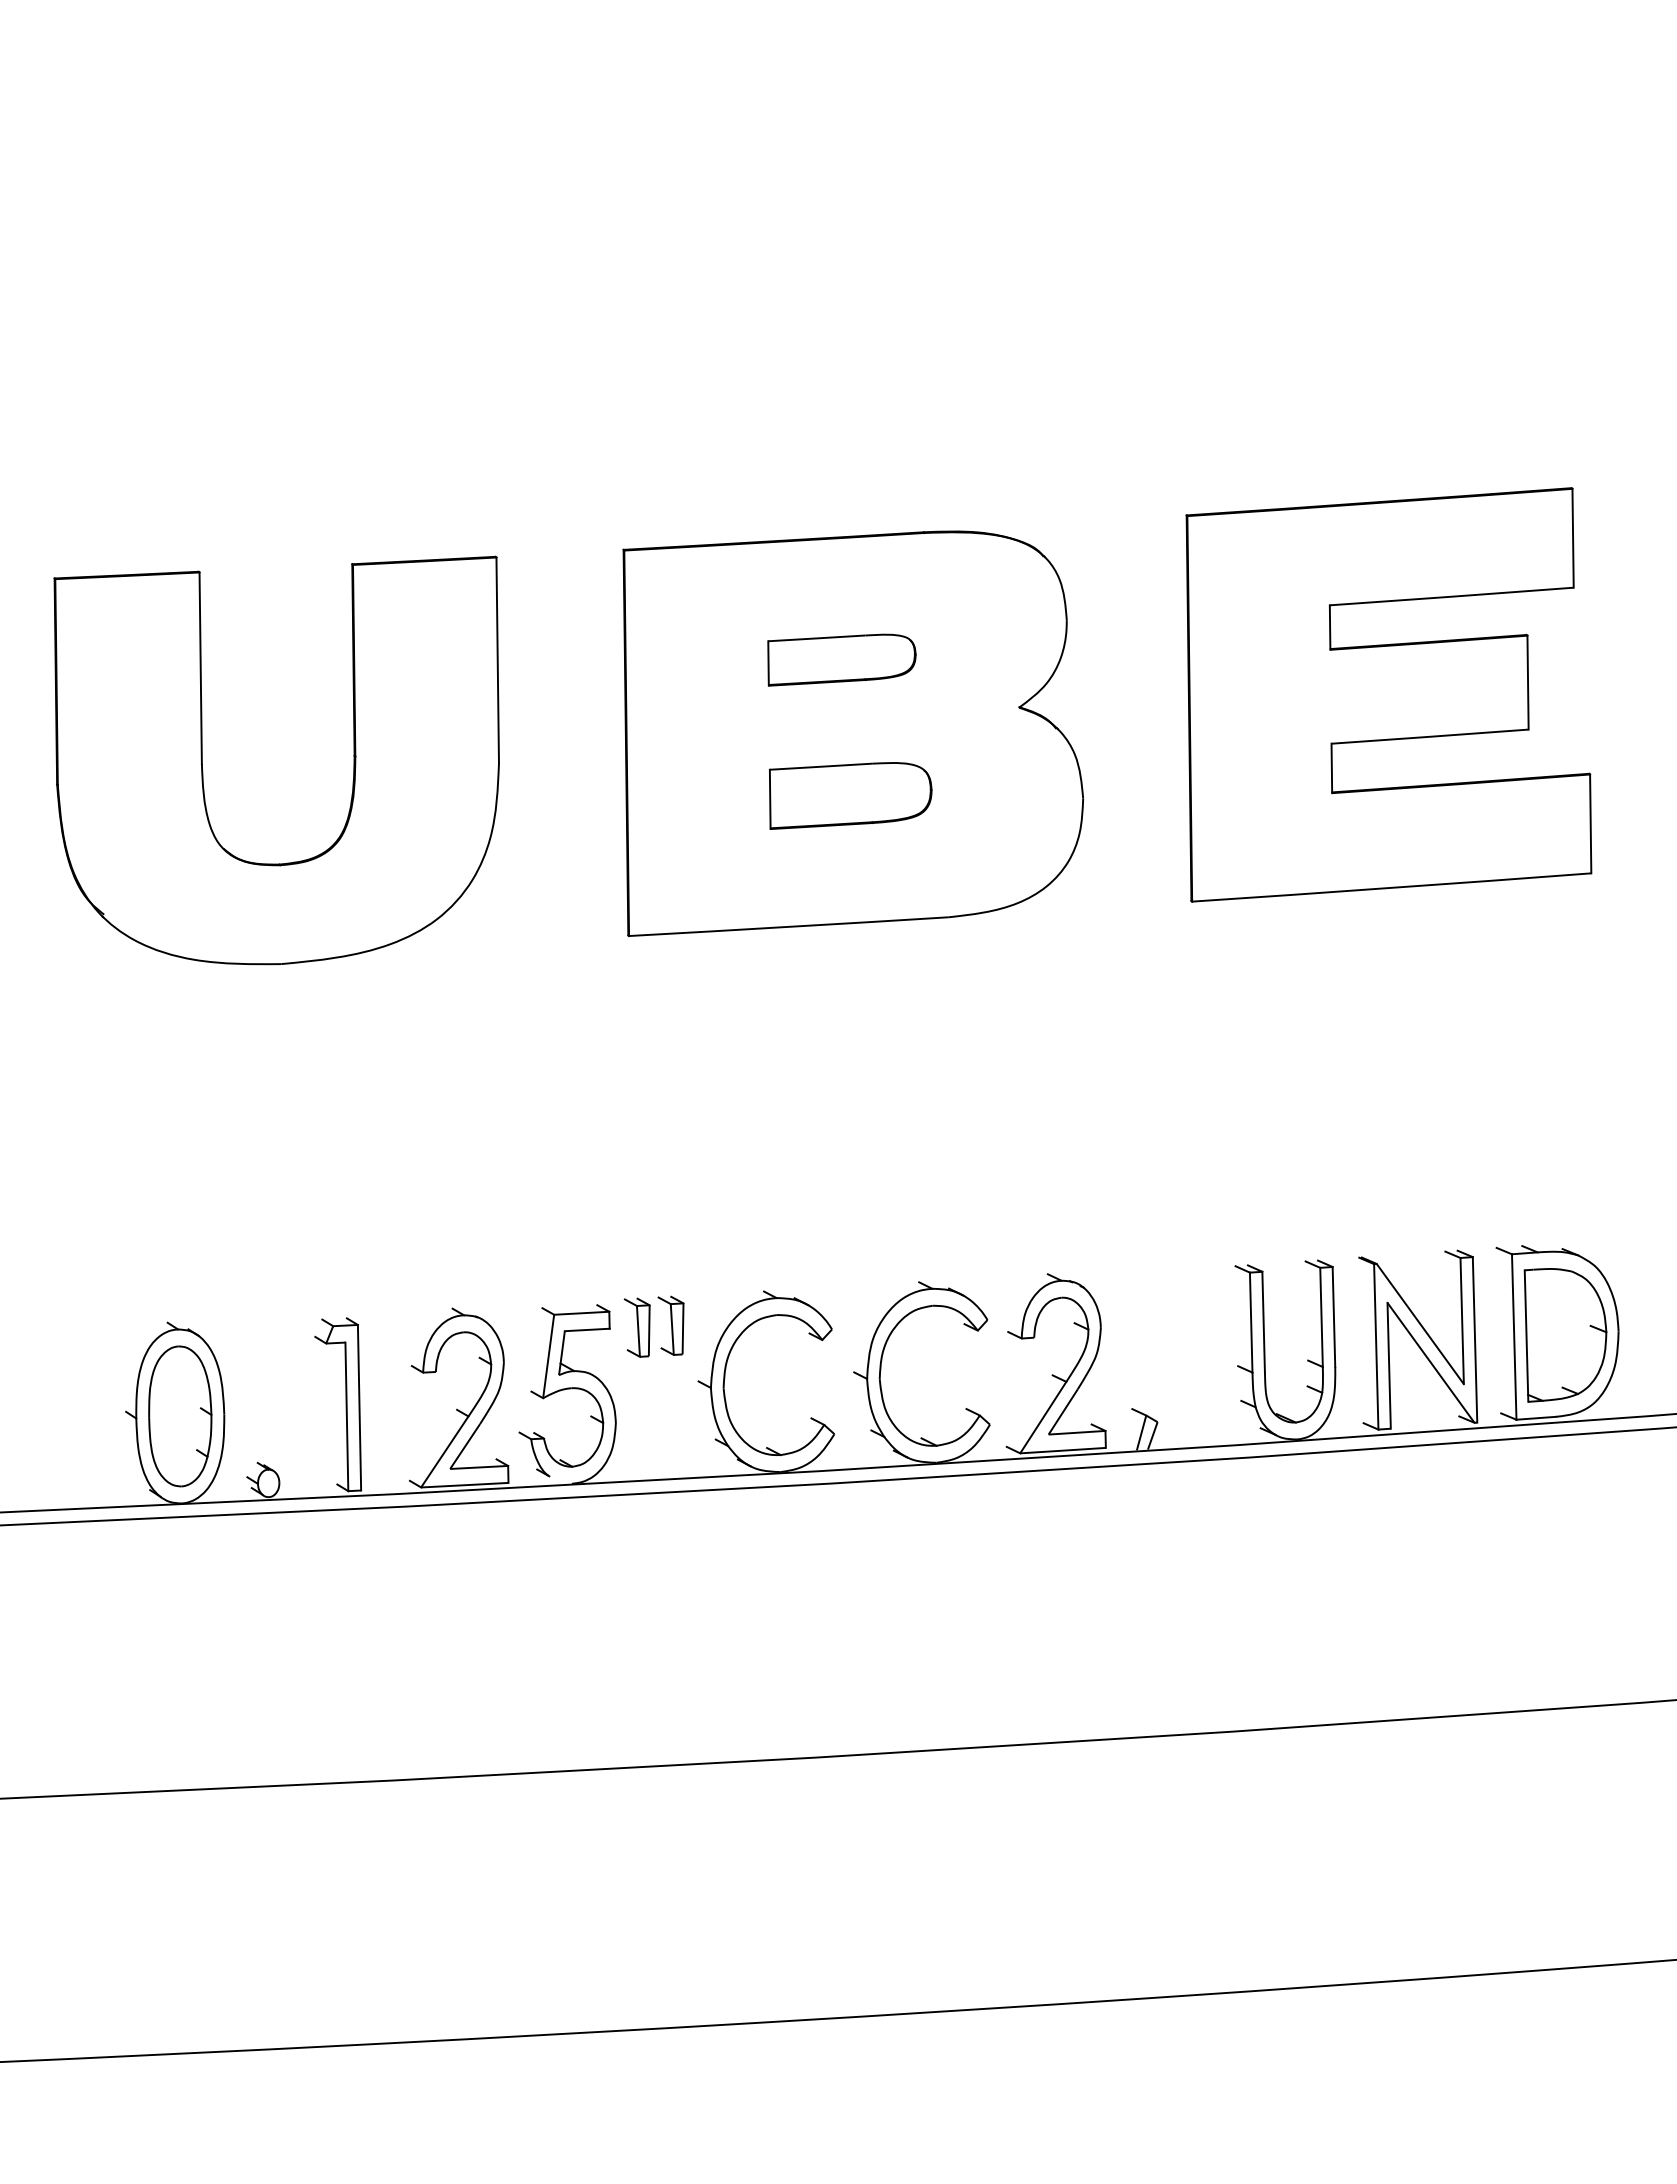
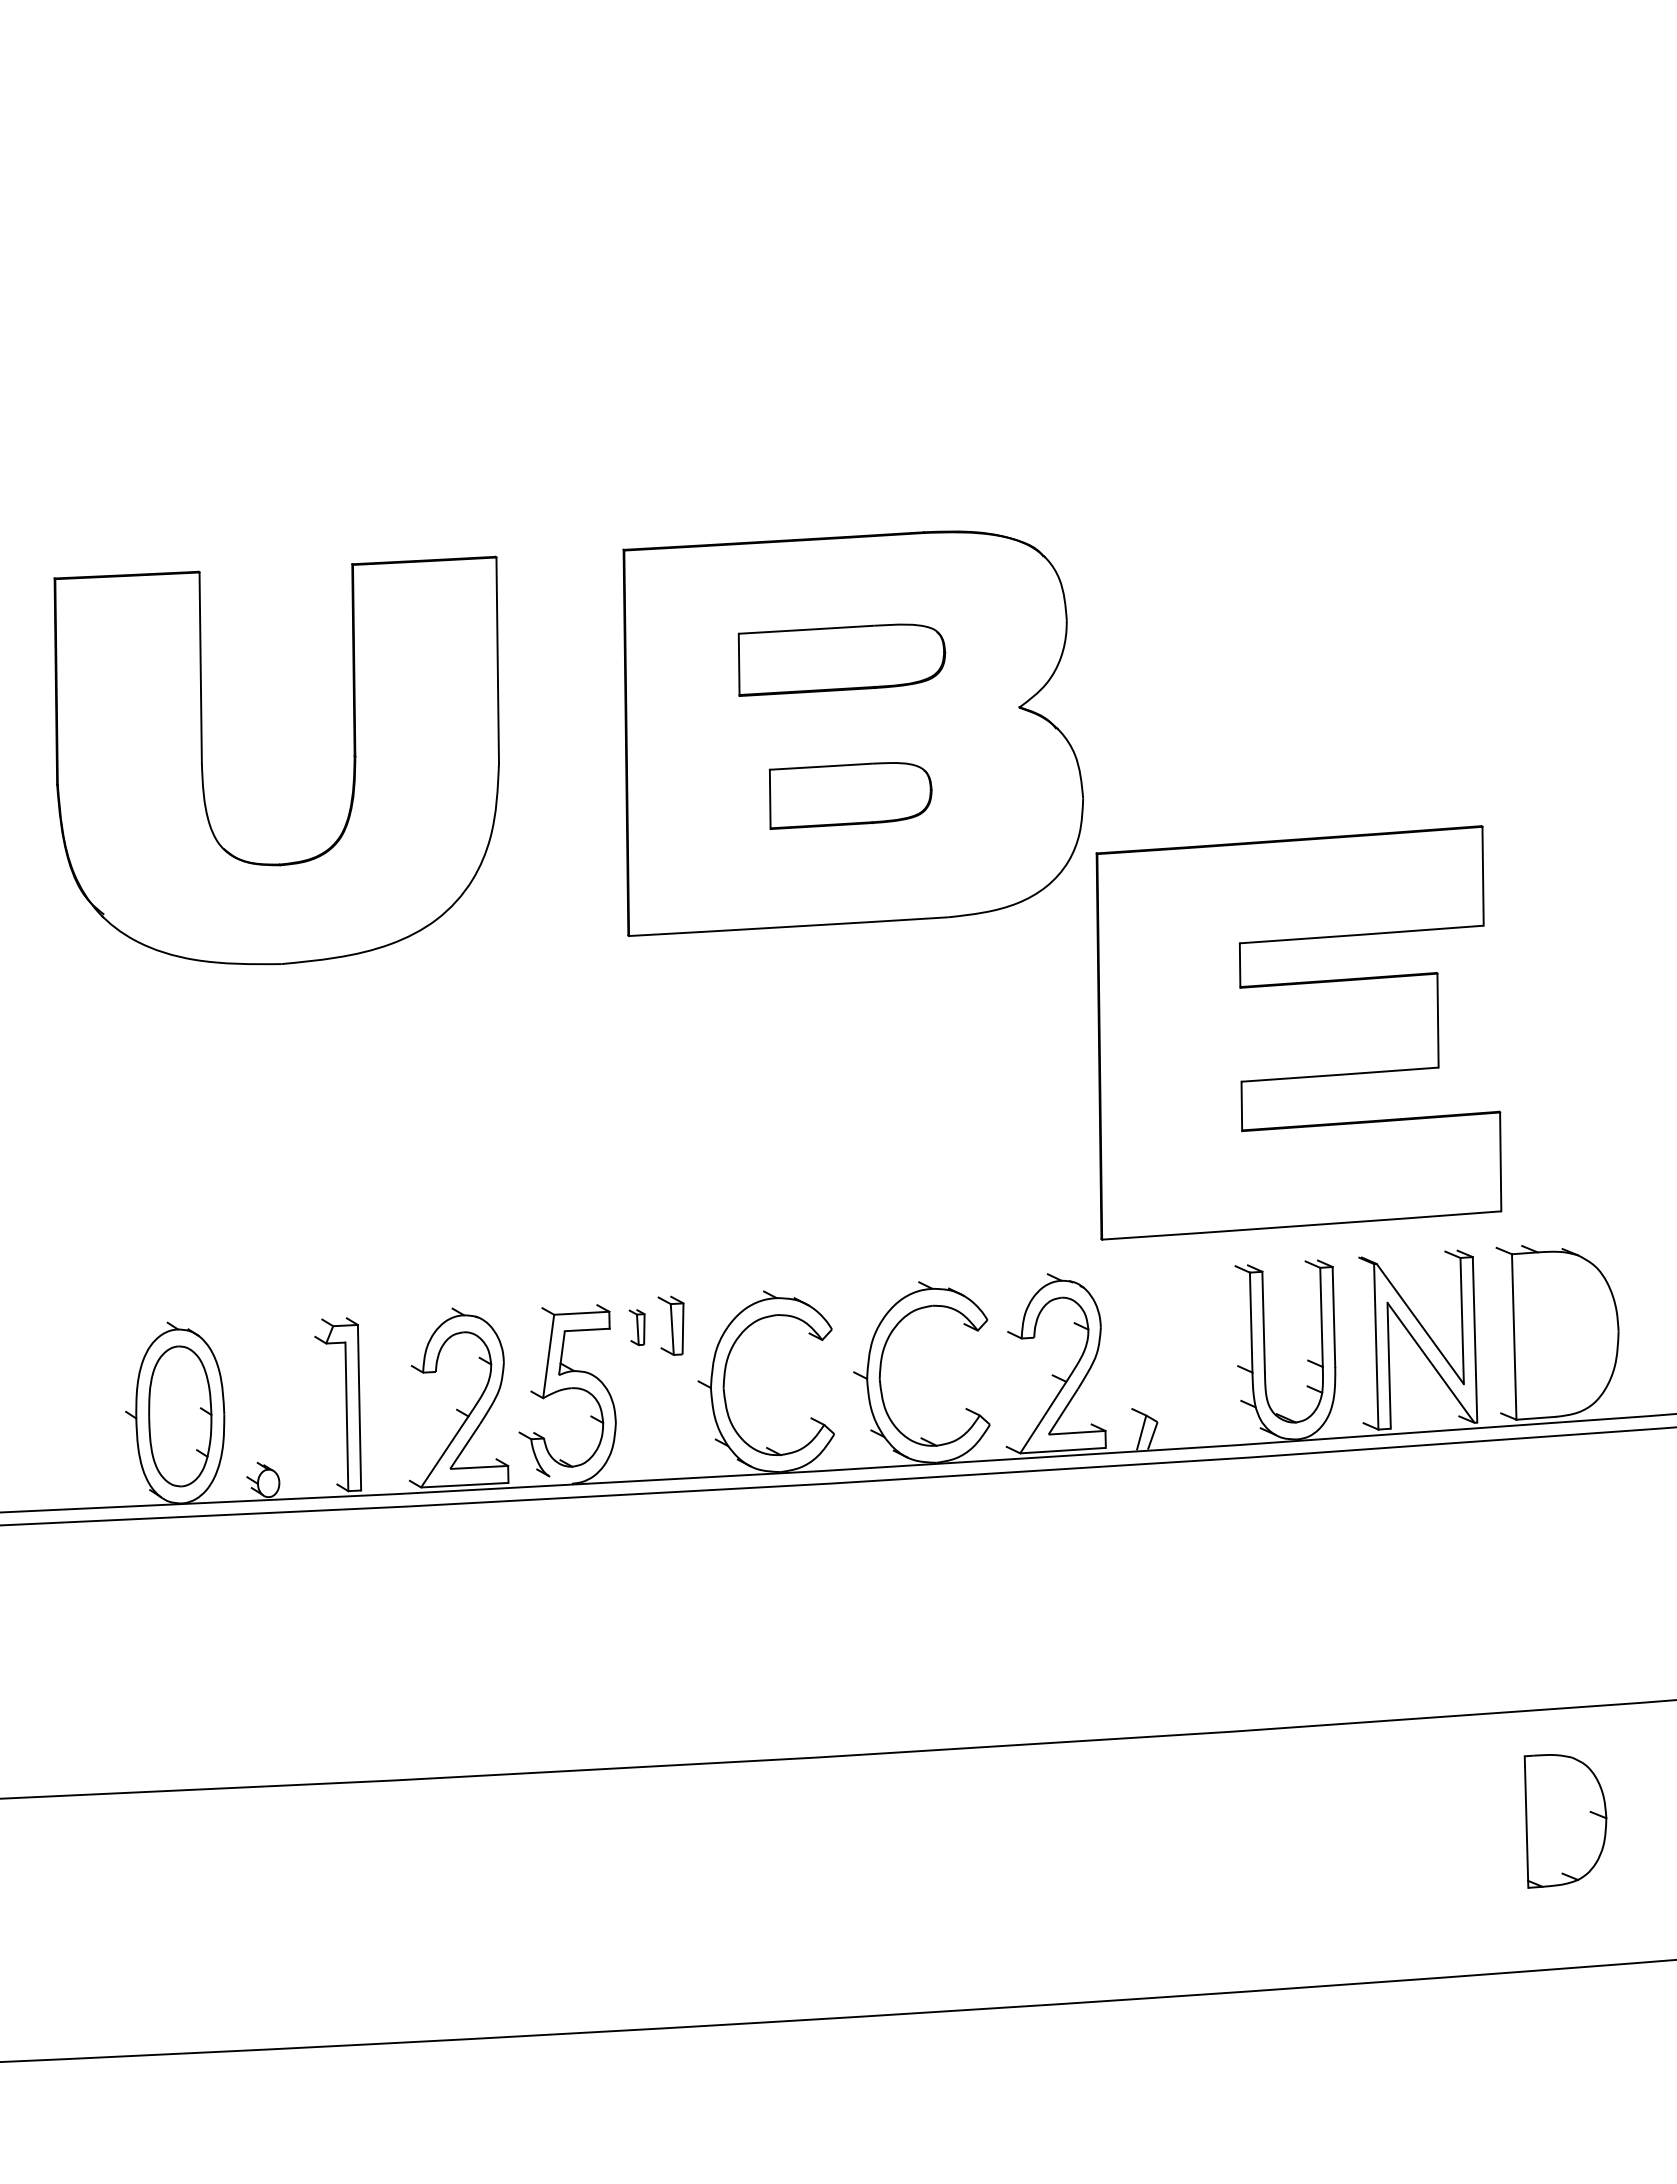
part size: 150x54 px -> 210x74 px (841, 659)
part position: (1388, 694) -> (1298, 1032) (1298, 1032)
part size: 28x61 px -> 18x37 px (636, 1327)
part position: (1565, 1335) -> (1565, 1821) (1565, 1821)
